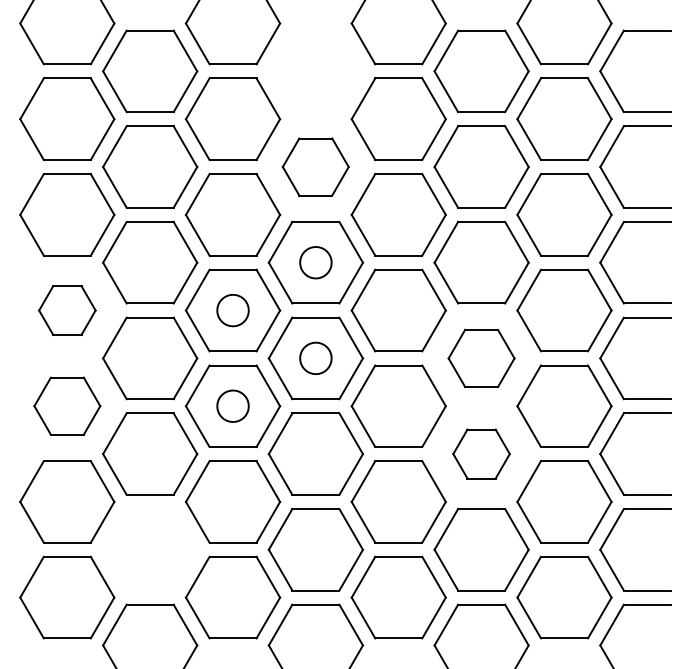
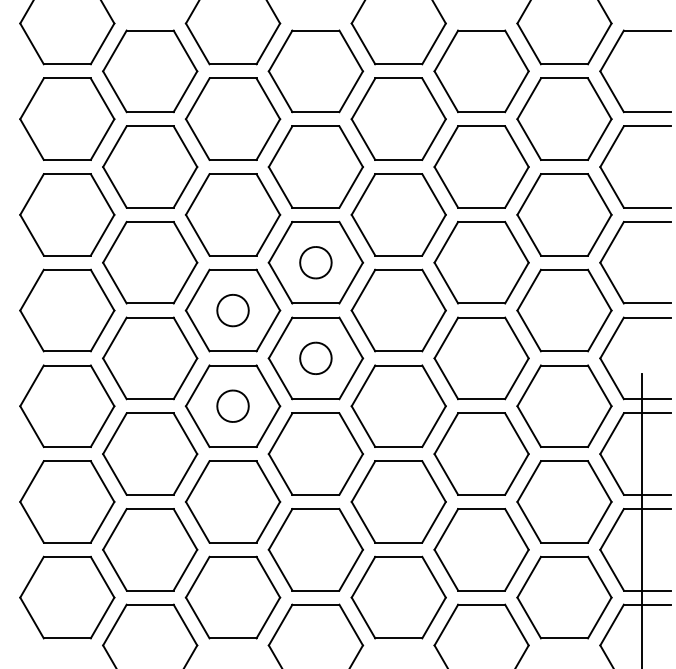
part: none -> present (315, 71)
part size: 69x60 px -> 97x84 px (315, 166)
part size: 59x51 px -> 97x85 px (67, 310)
part size: 69x60 px -> 97x85 px (481, 358)
part size: 69x60 px -> 97x84 px (67, 405)
part size: 59x52 px -> 97x84 px (481, 453)
line: none -> present (641, 519)
part: none -> present (150, 549)
